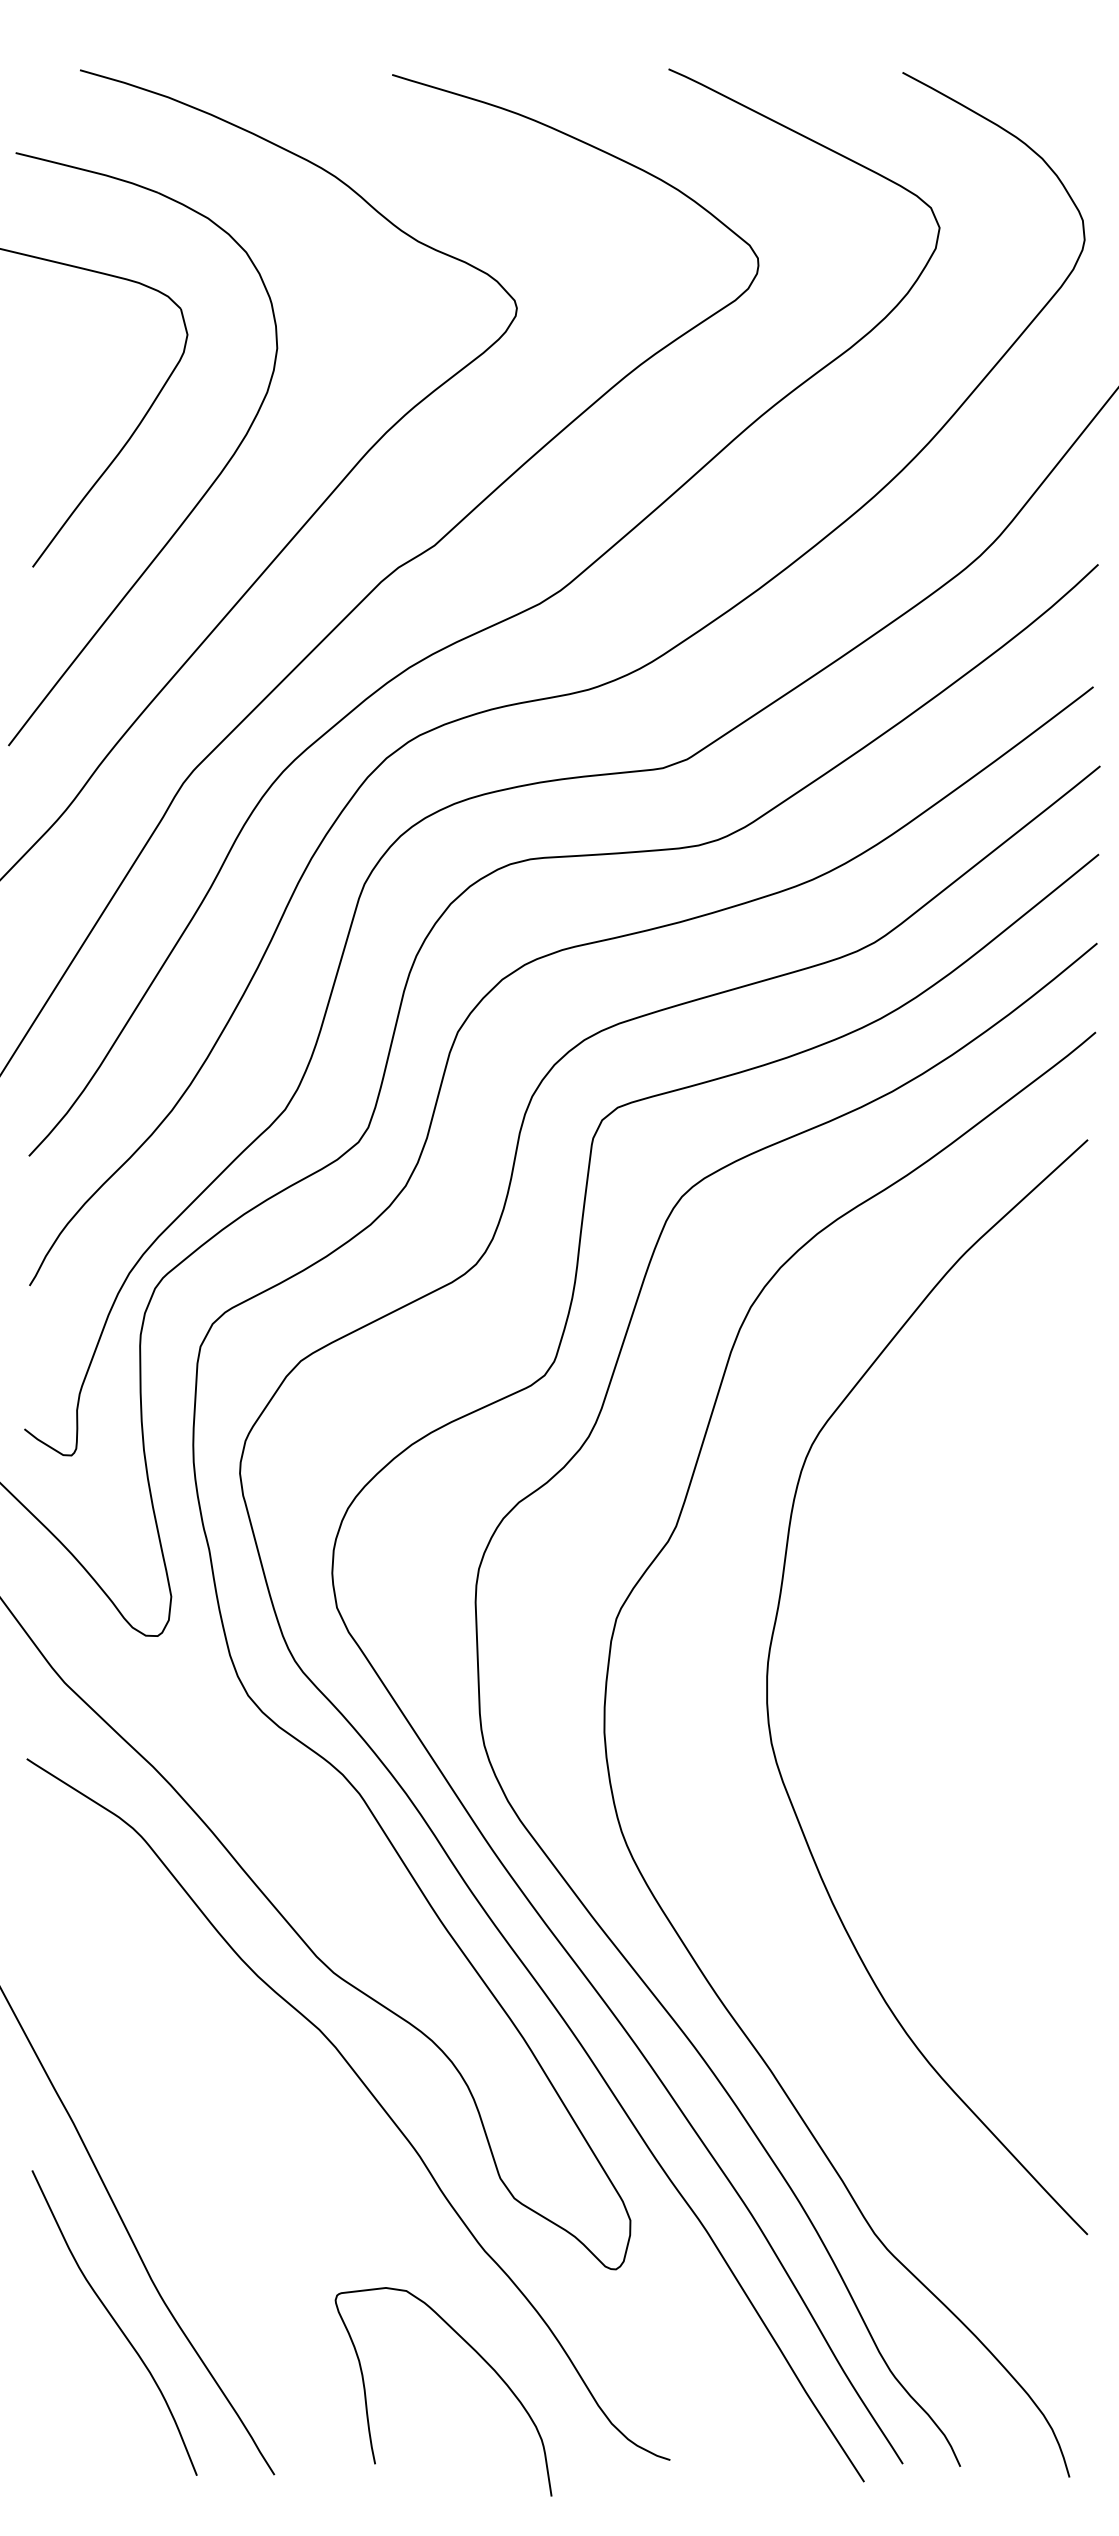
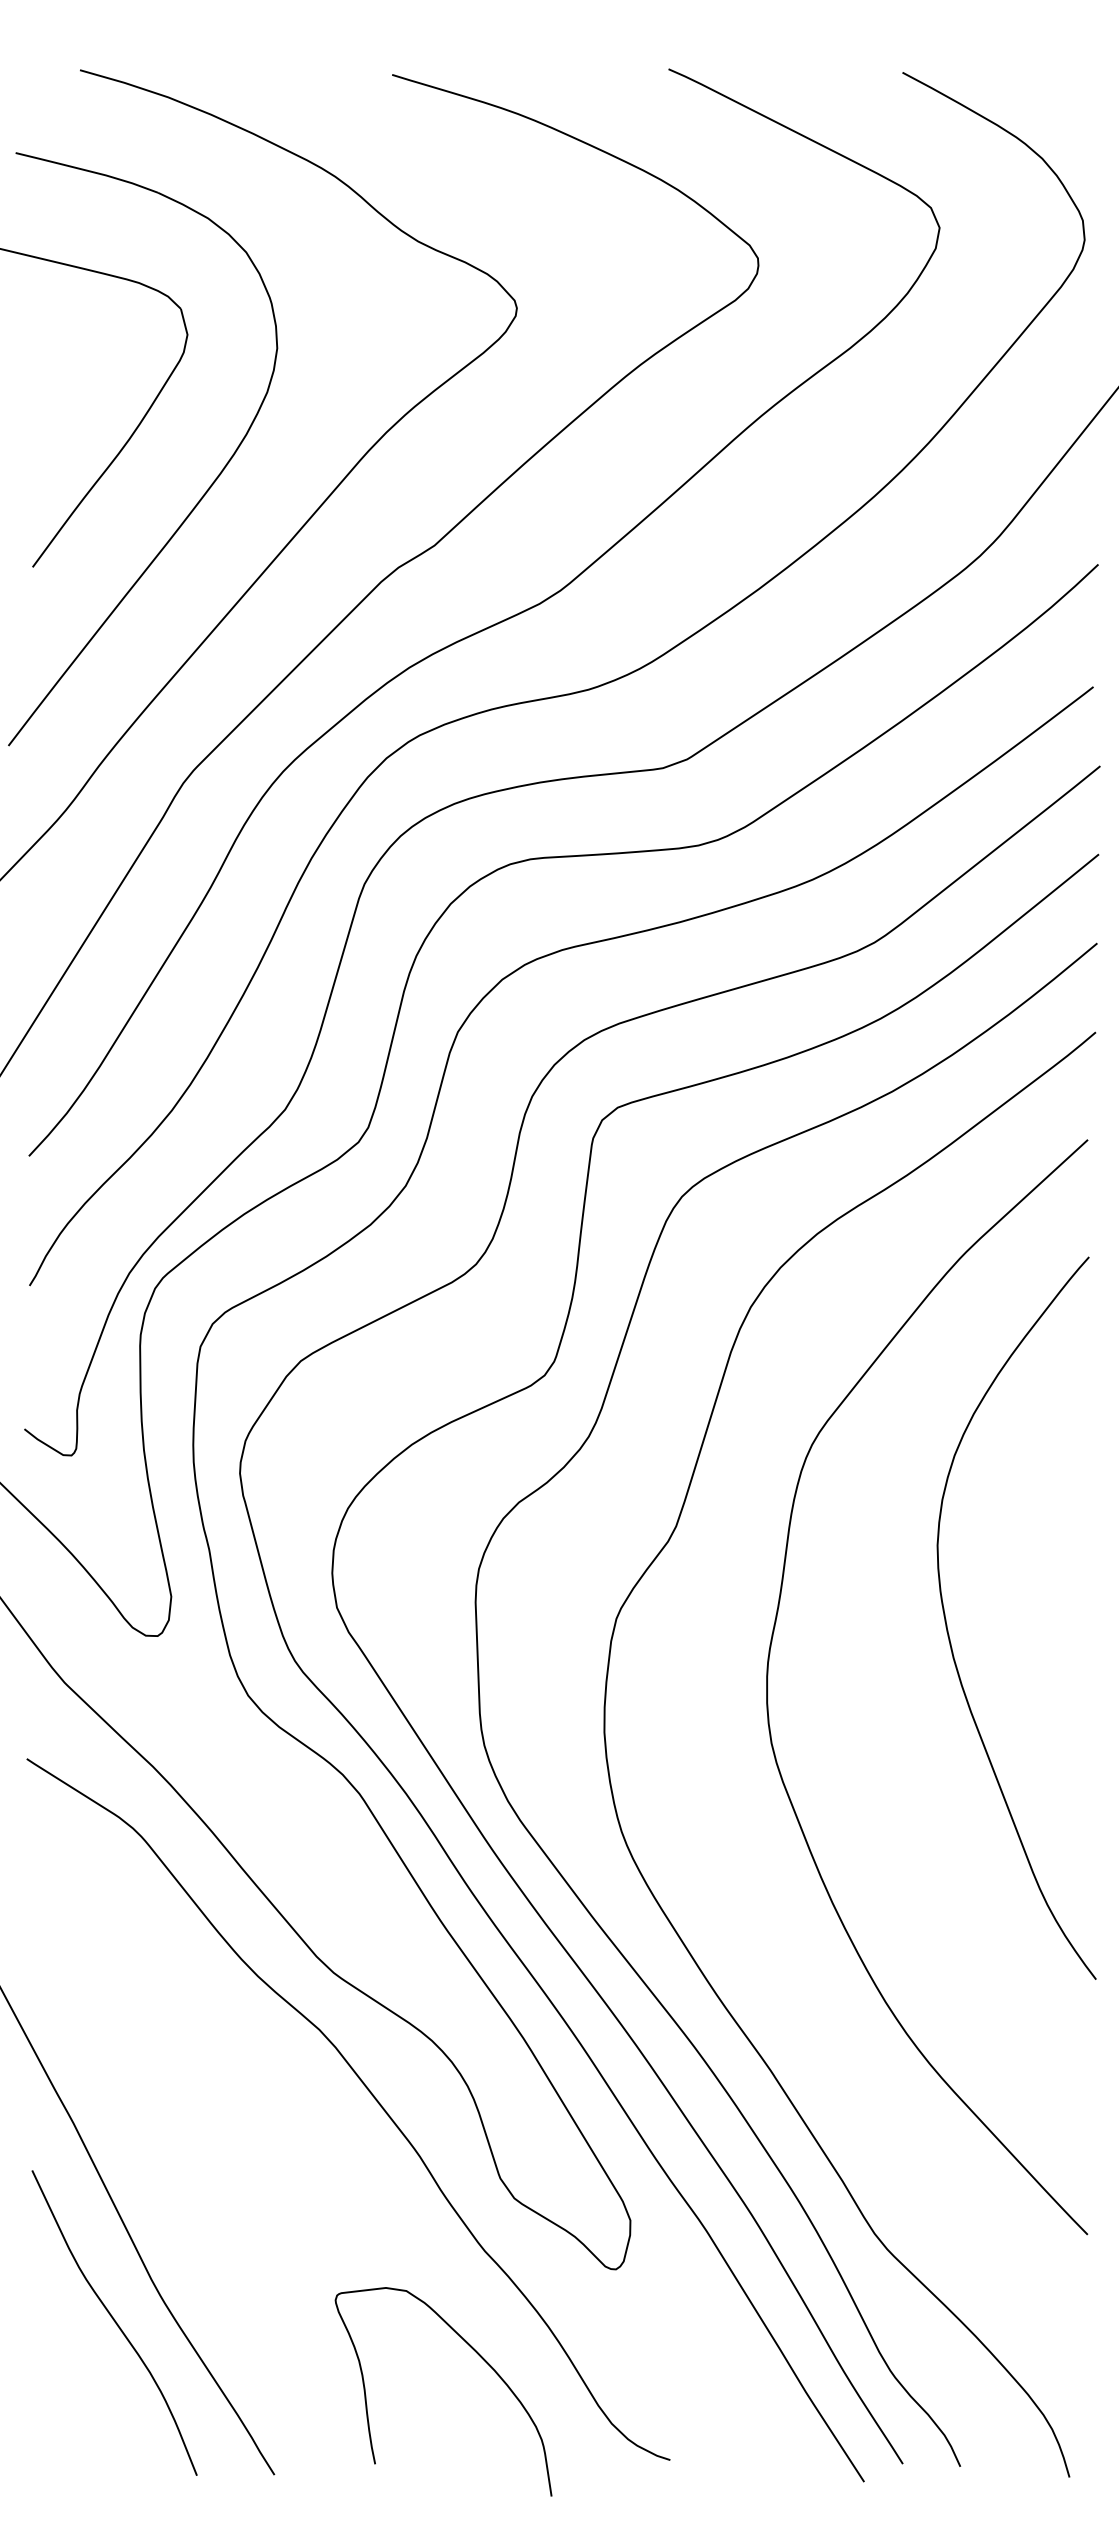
curve: none -> present (949, 1634)
